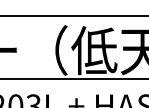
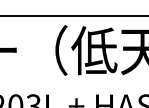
line: present -> none (73, 78)
